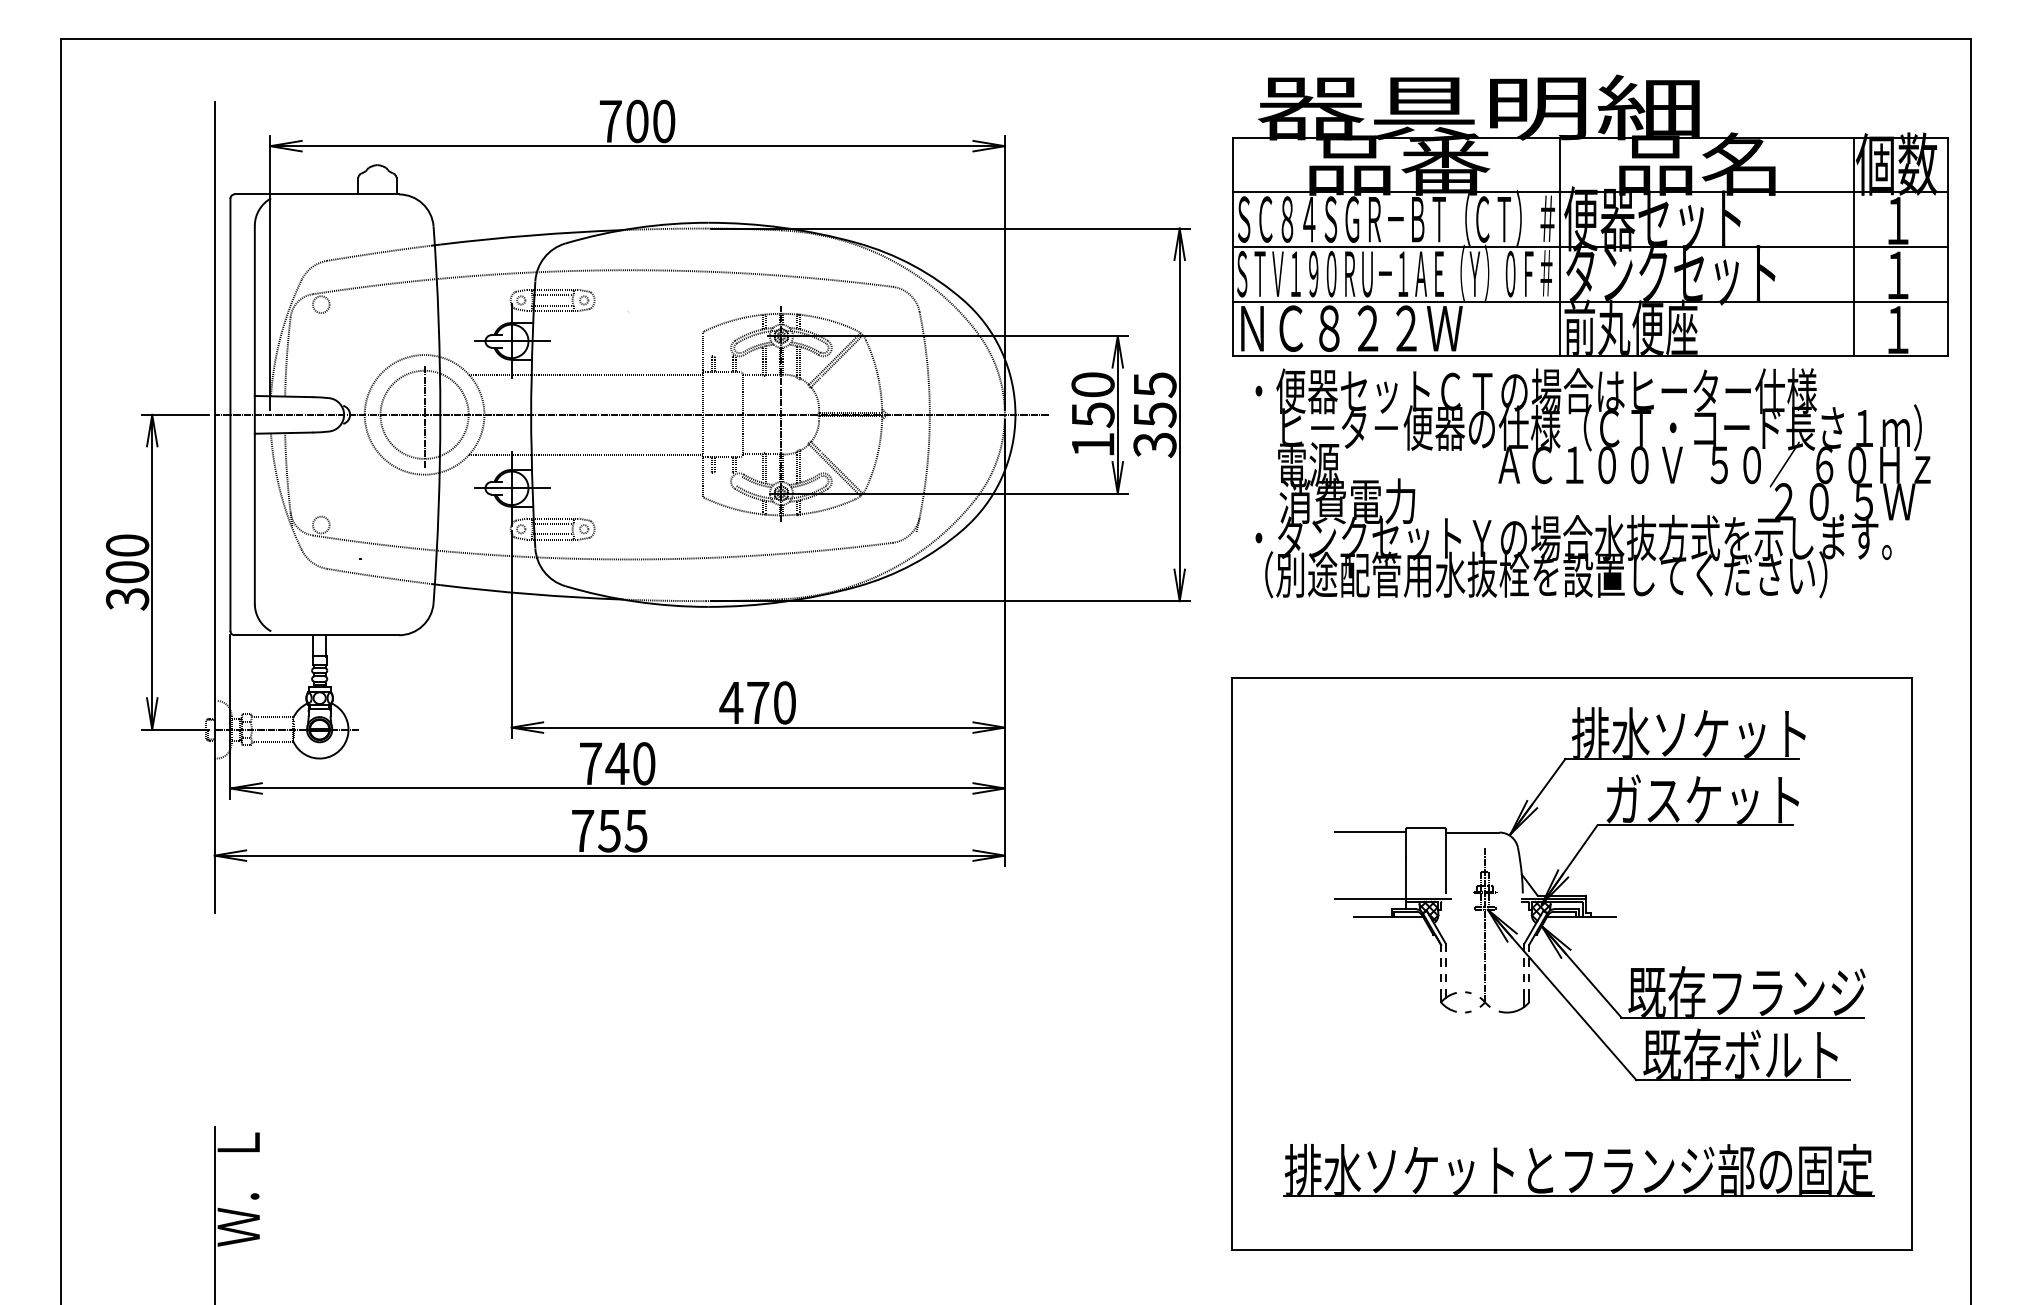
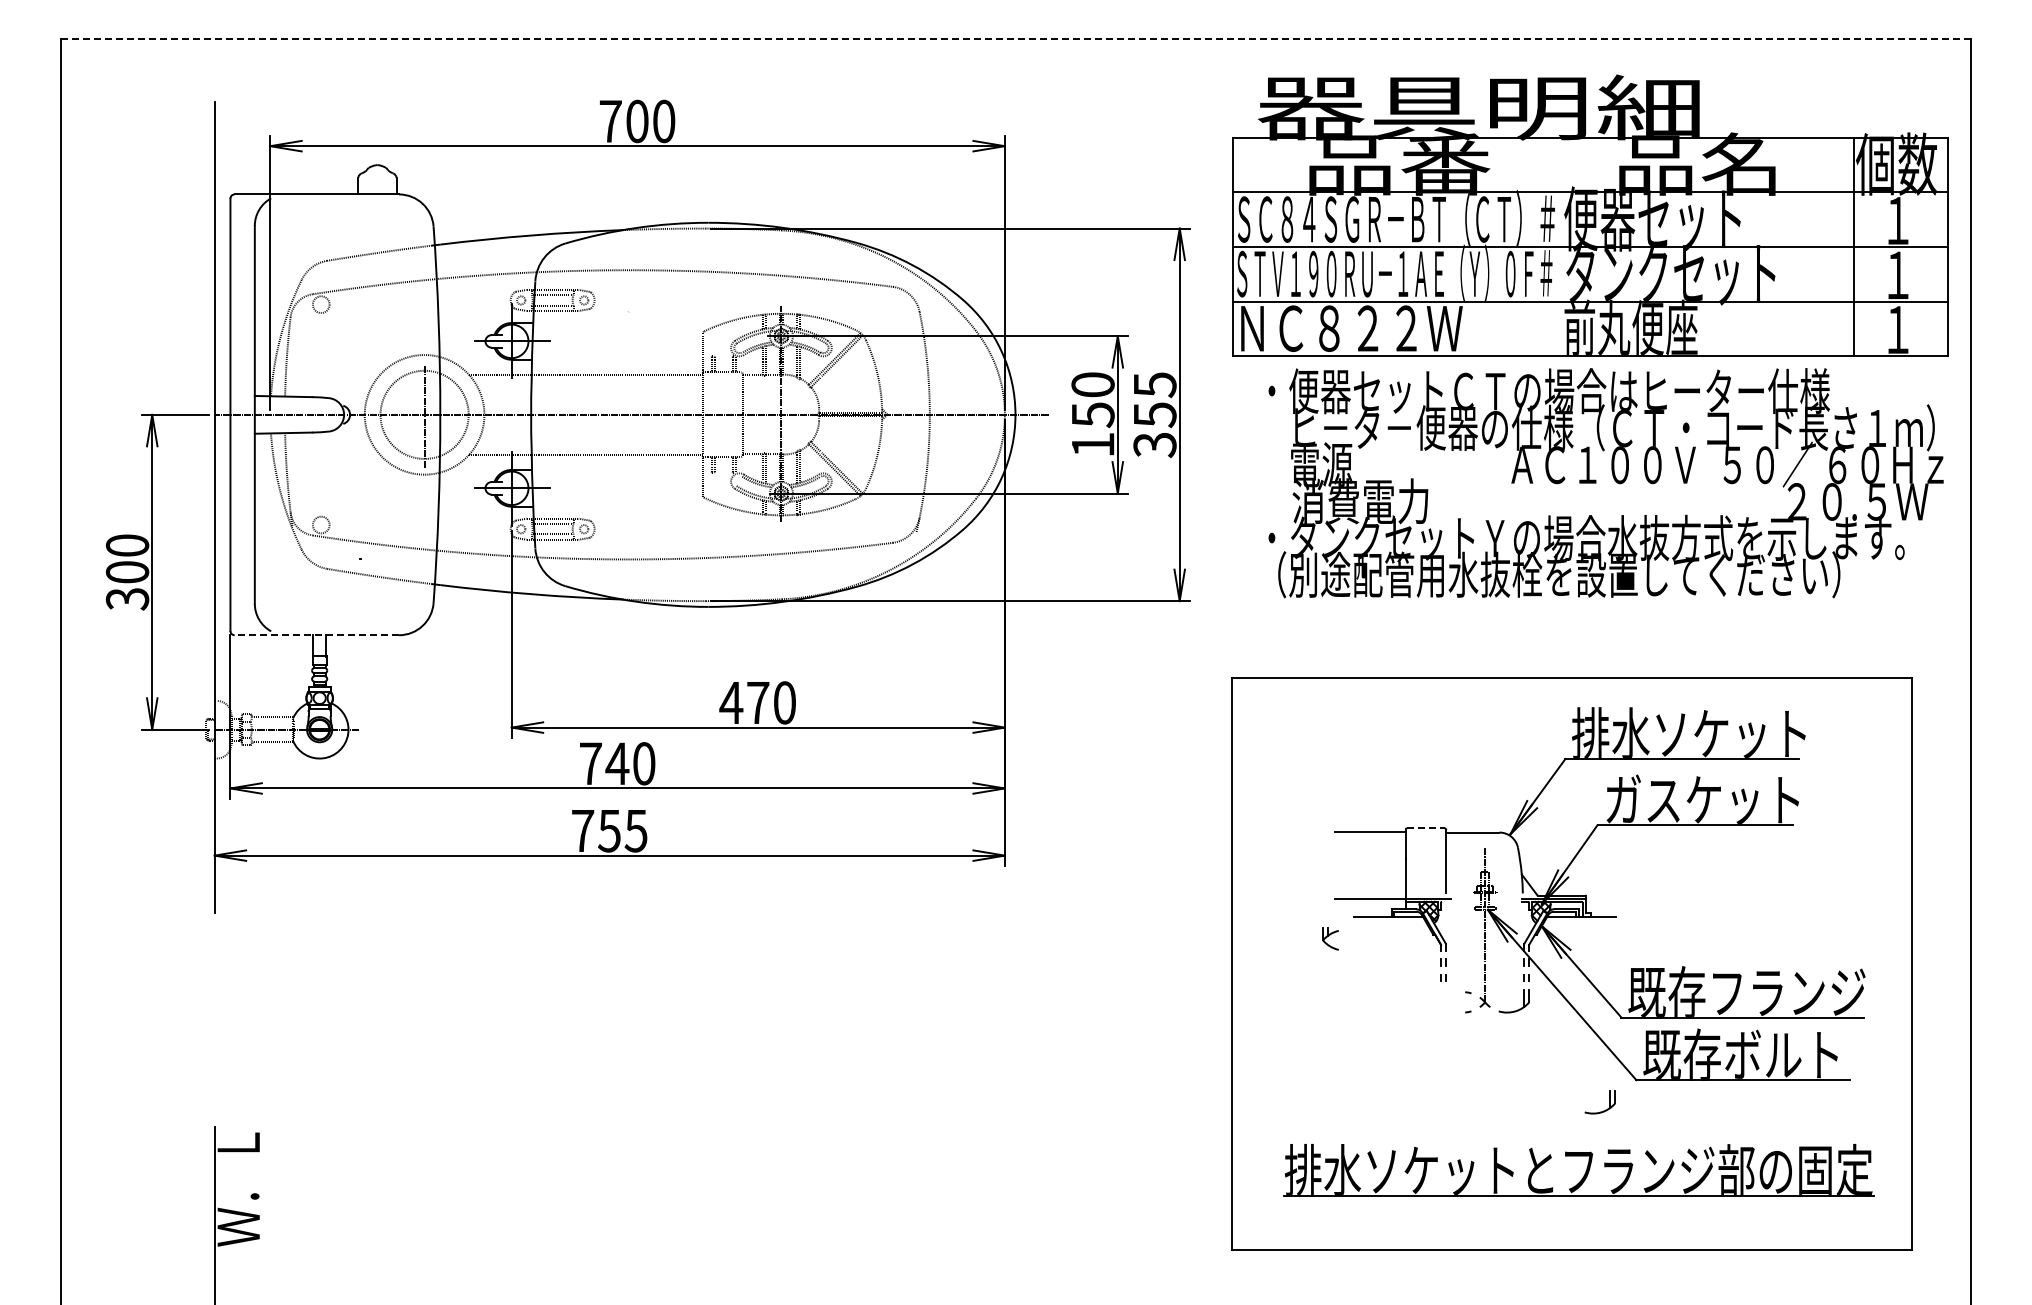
line: solid -> dashed (1016, 39)
line: present -> none (1559, 246)
text position: (1592, 483) -> (1605, 483) (1605, 483)
line: solid -> dashed (316, 635)
line: solid -> dashed (1425, 828)
part position: (1448, 1000) -> (1330, 938) (1330, 938)
part: none -> present (1603, 1110)
